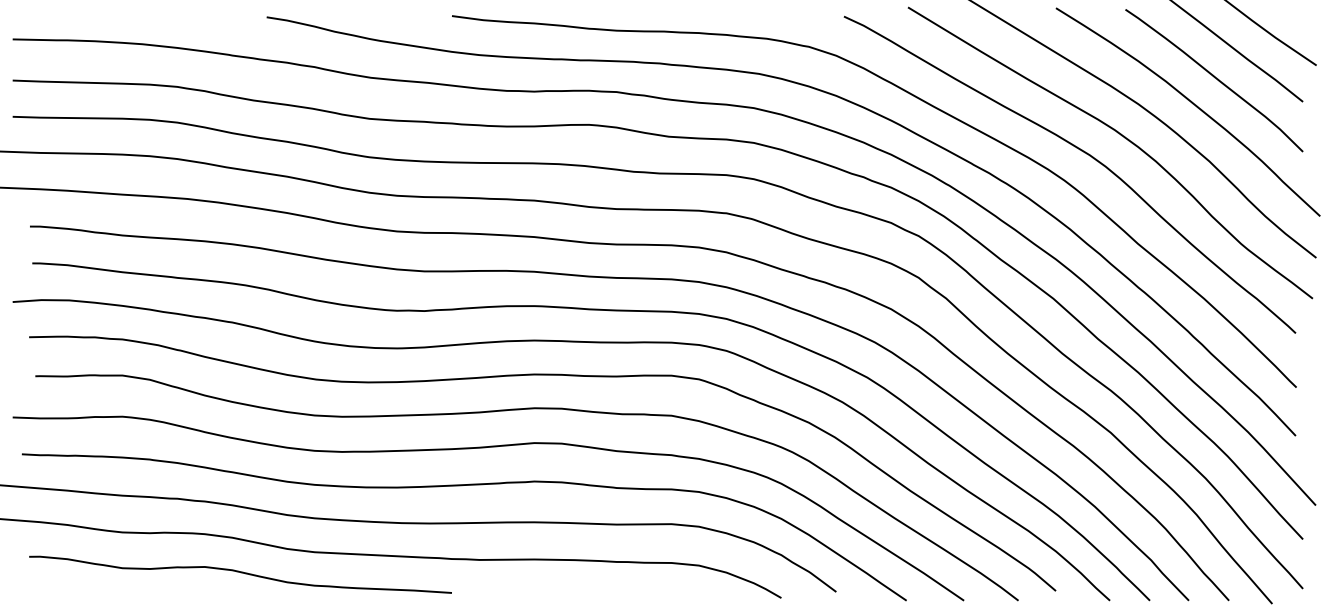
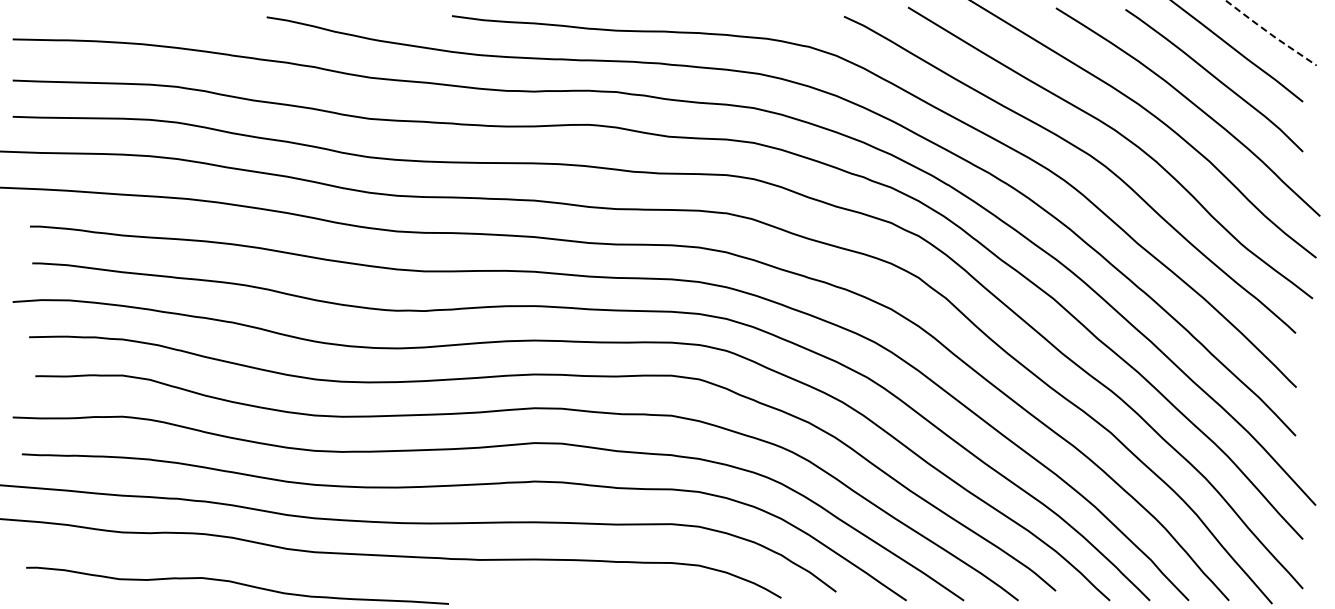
line: solid -> dashed (1270, 34)
curve position: (241, 573) -> (238, 584) (238, 584)
